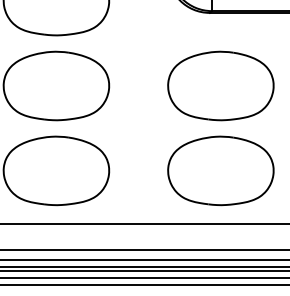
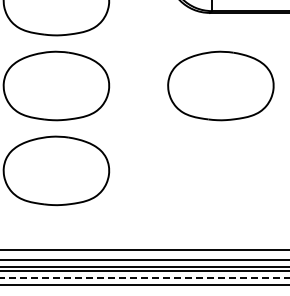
part: present -> none (220, 170)
line: present -> none (144, 224)
line: solid -> dashed (144, 278)
